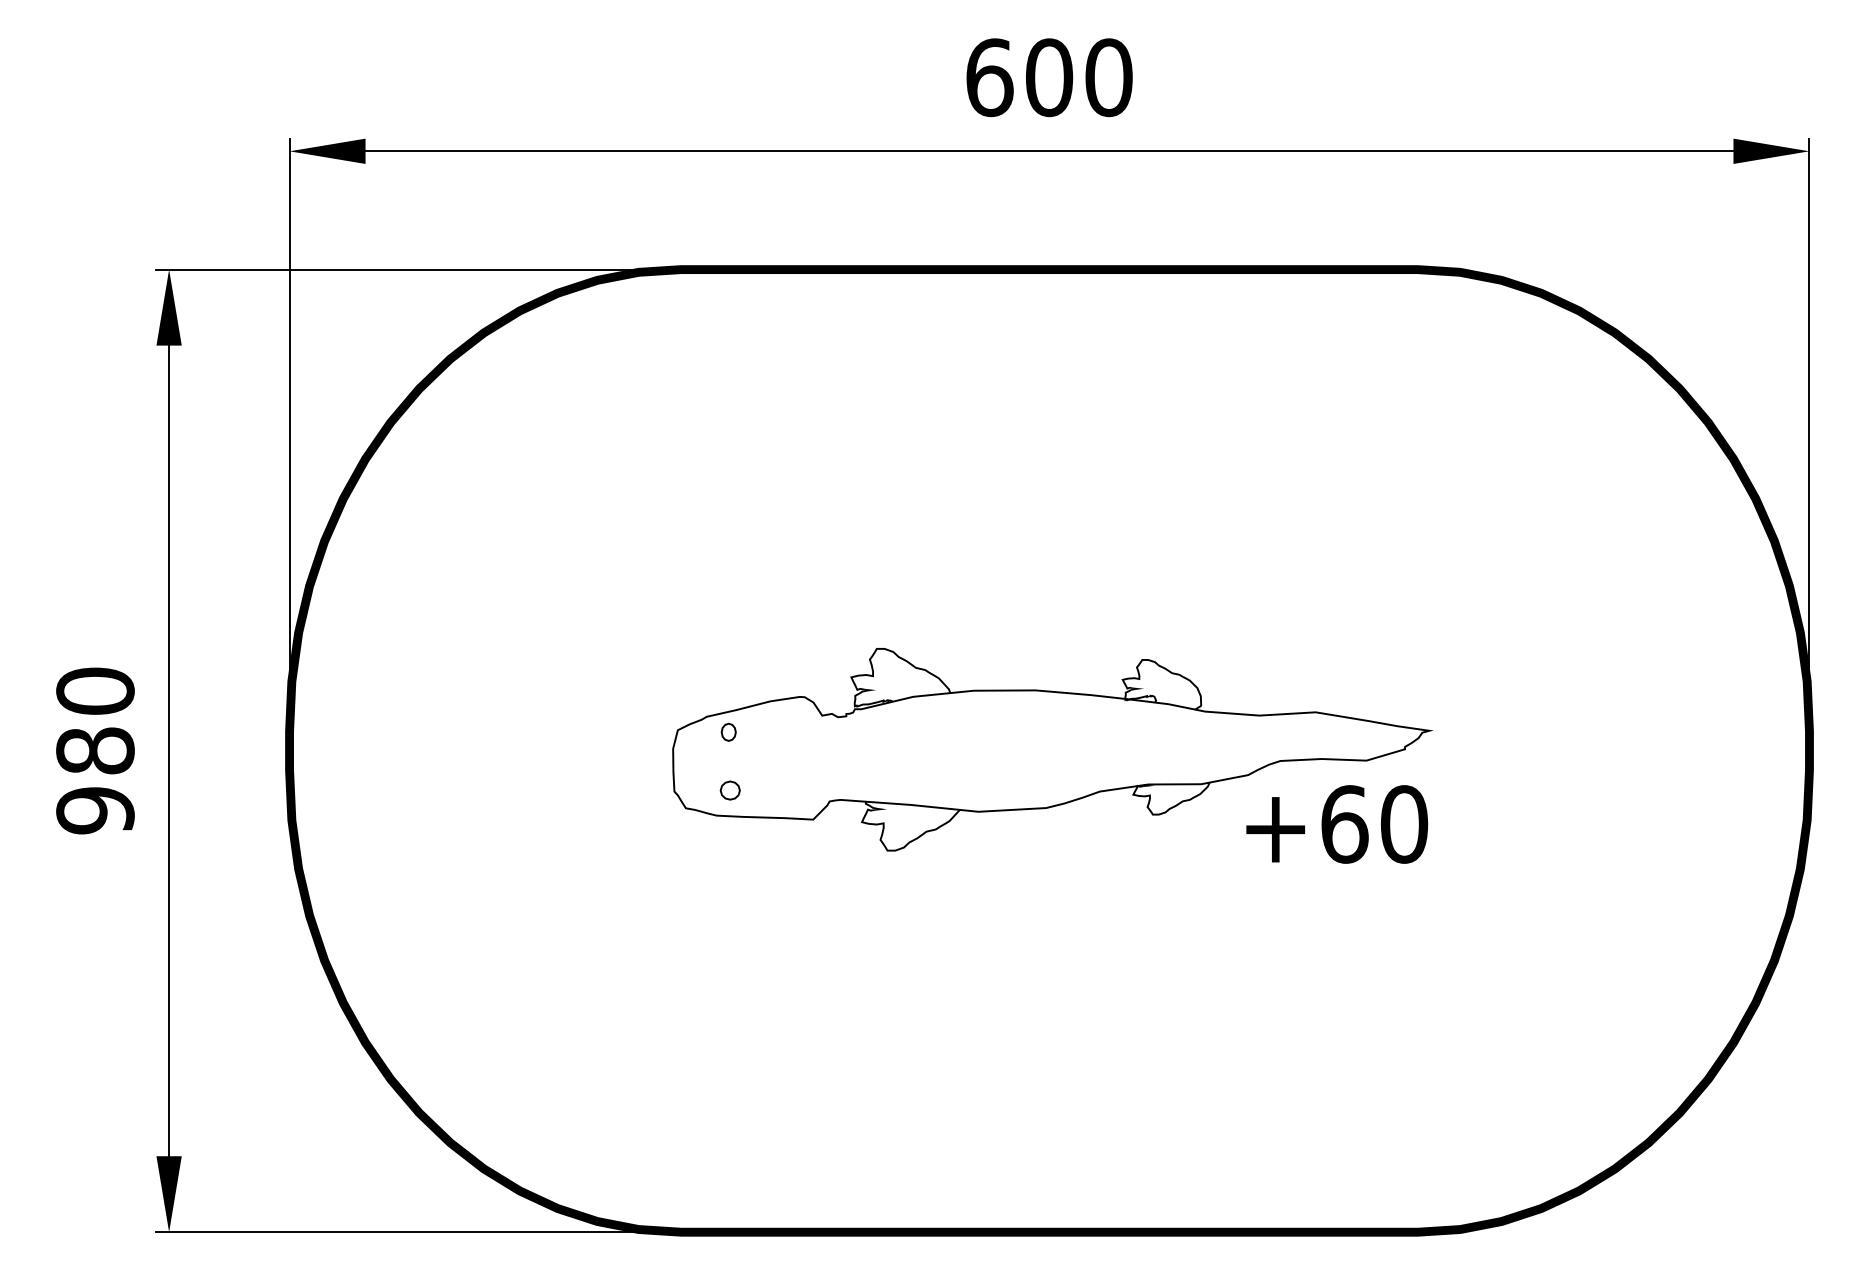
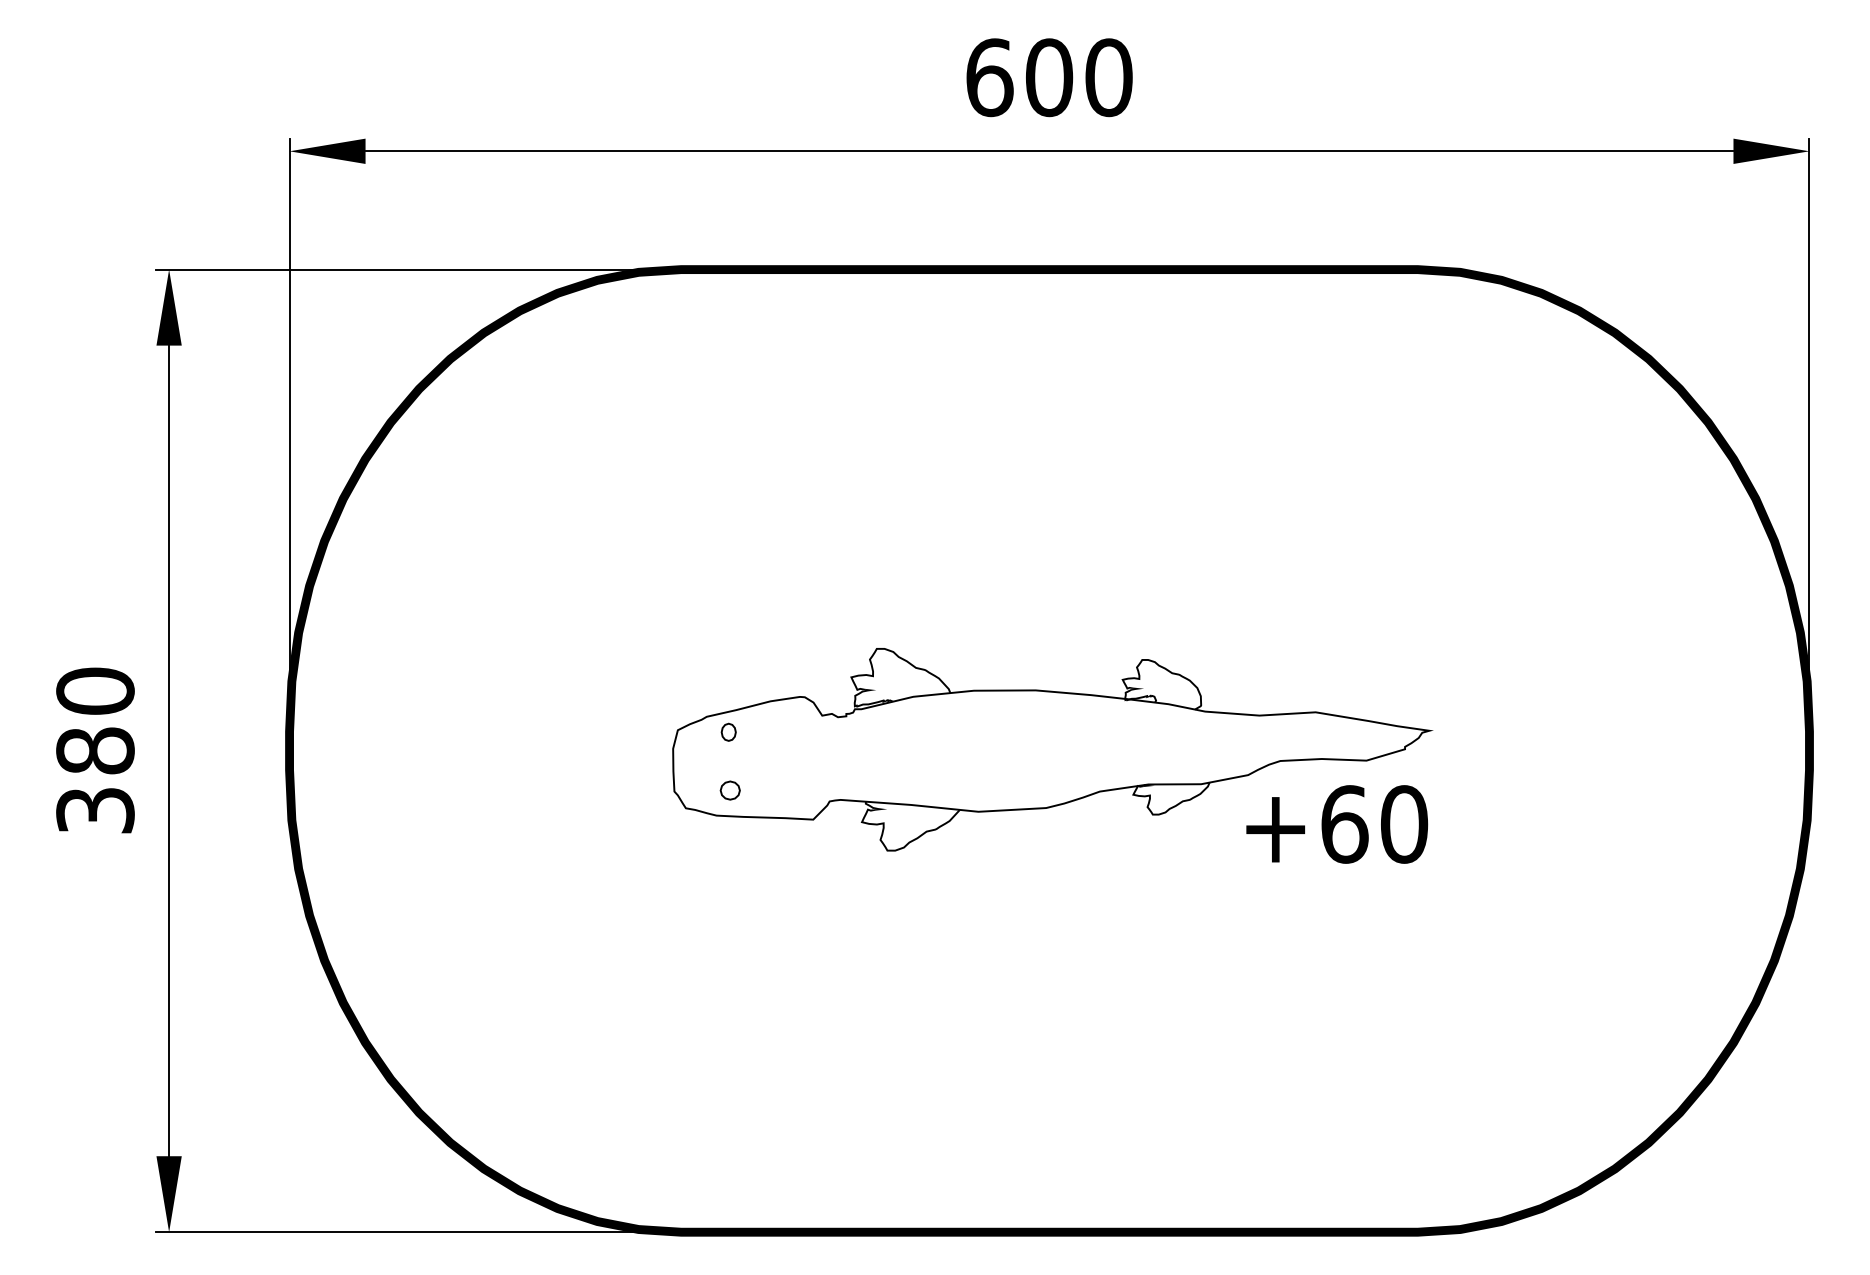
text: 980 -> 380 (95, 810)
